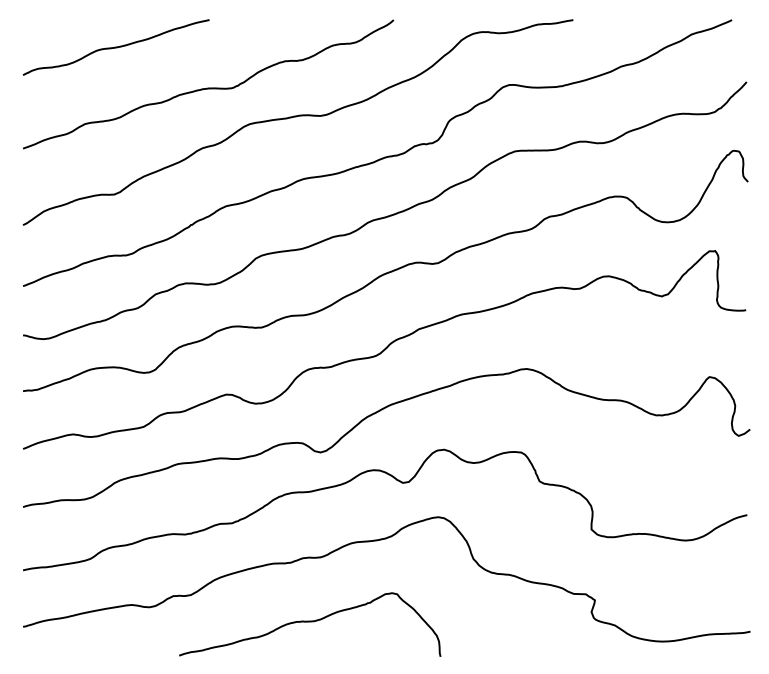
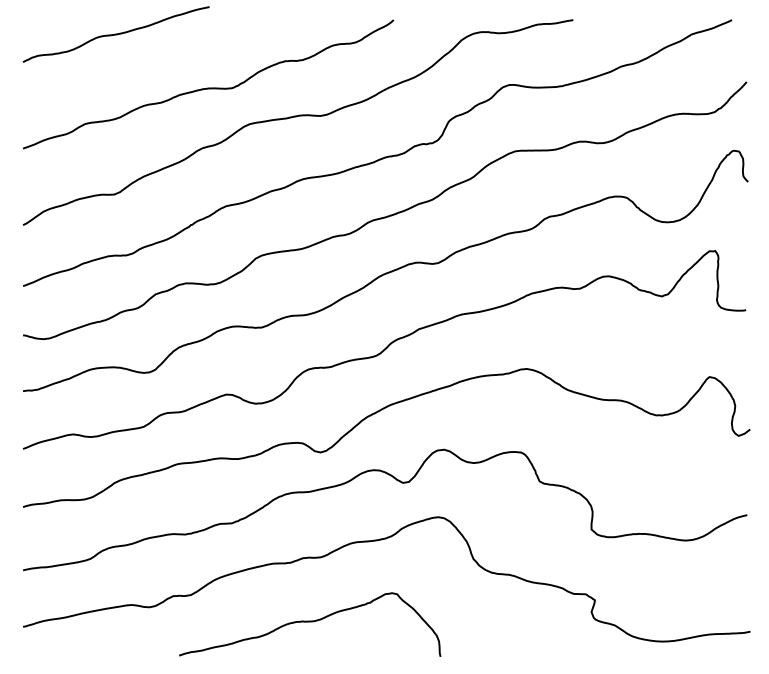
curve position: (115, 47) -> (115, 34) (115, 34)
